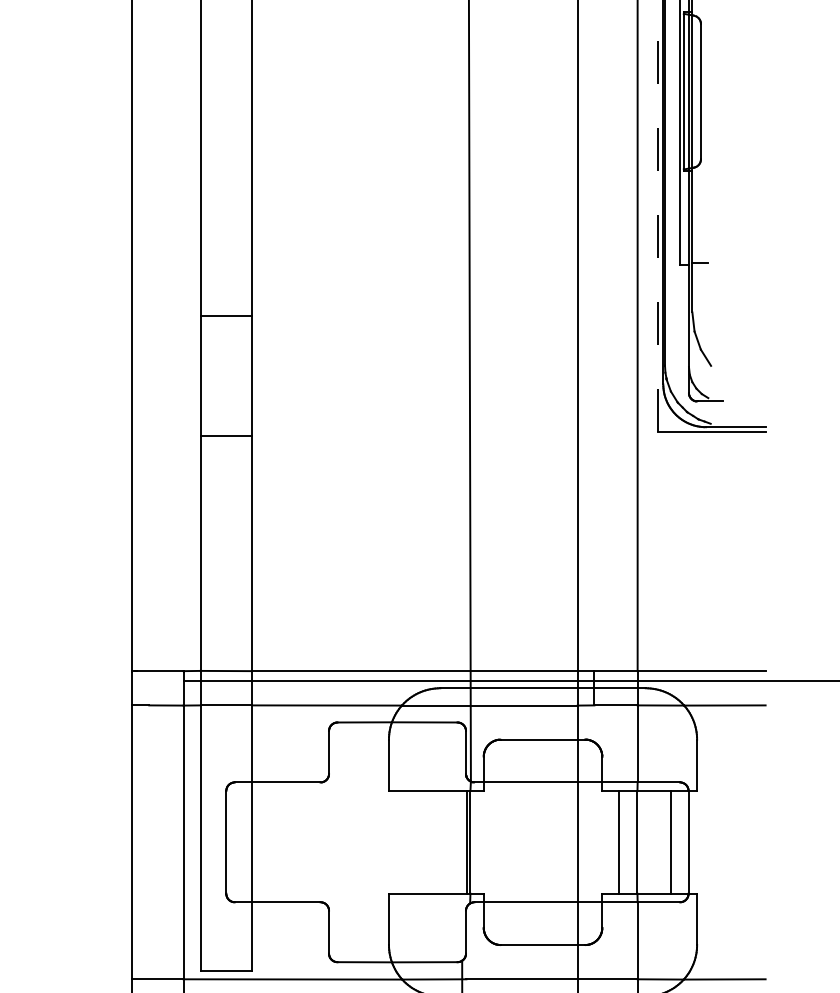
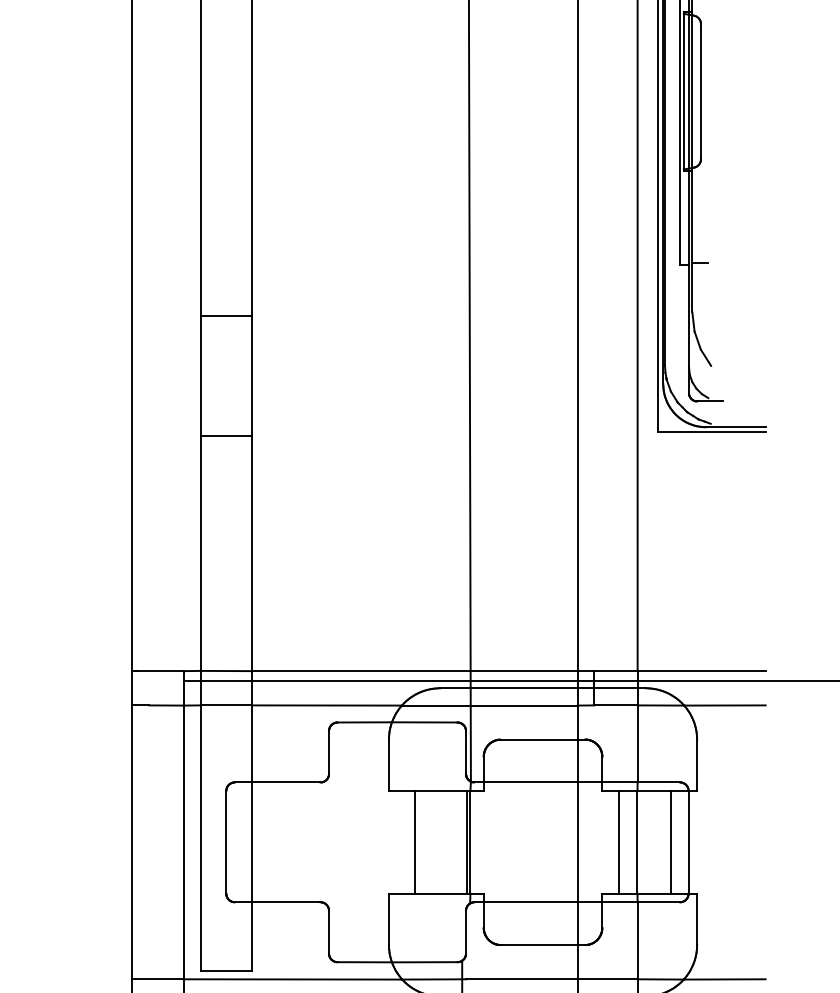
line: dashed -> solid (658, 216)
line: none -> present (415, 841)
